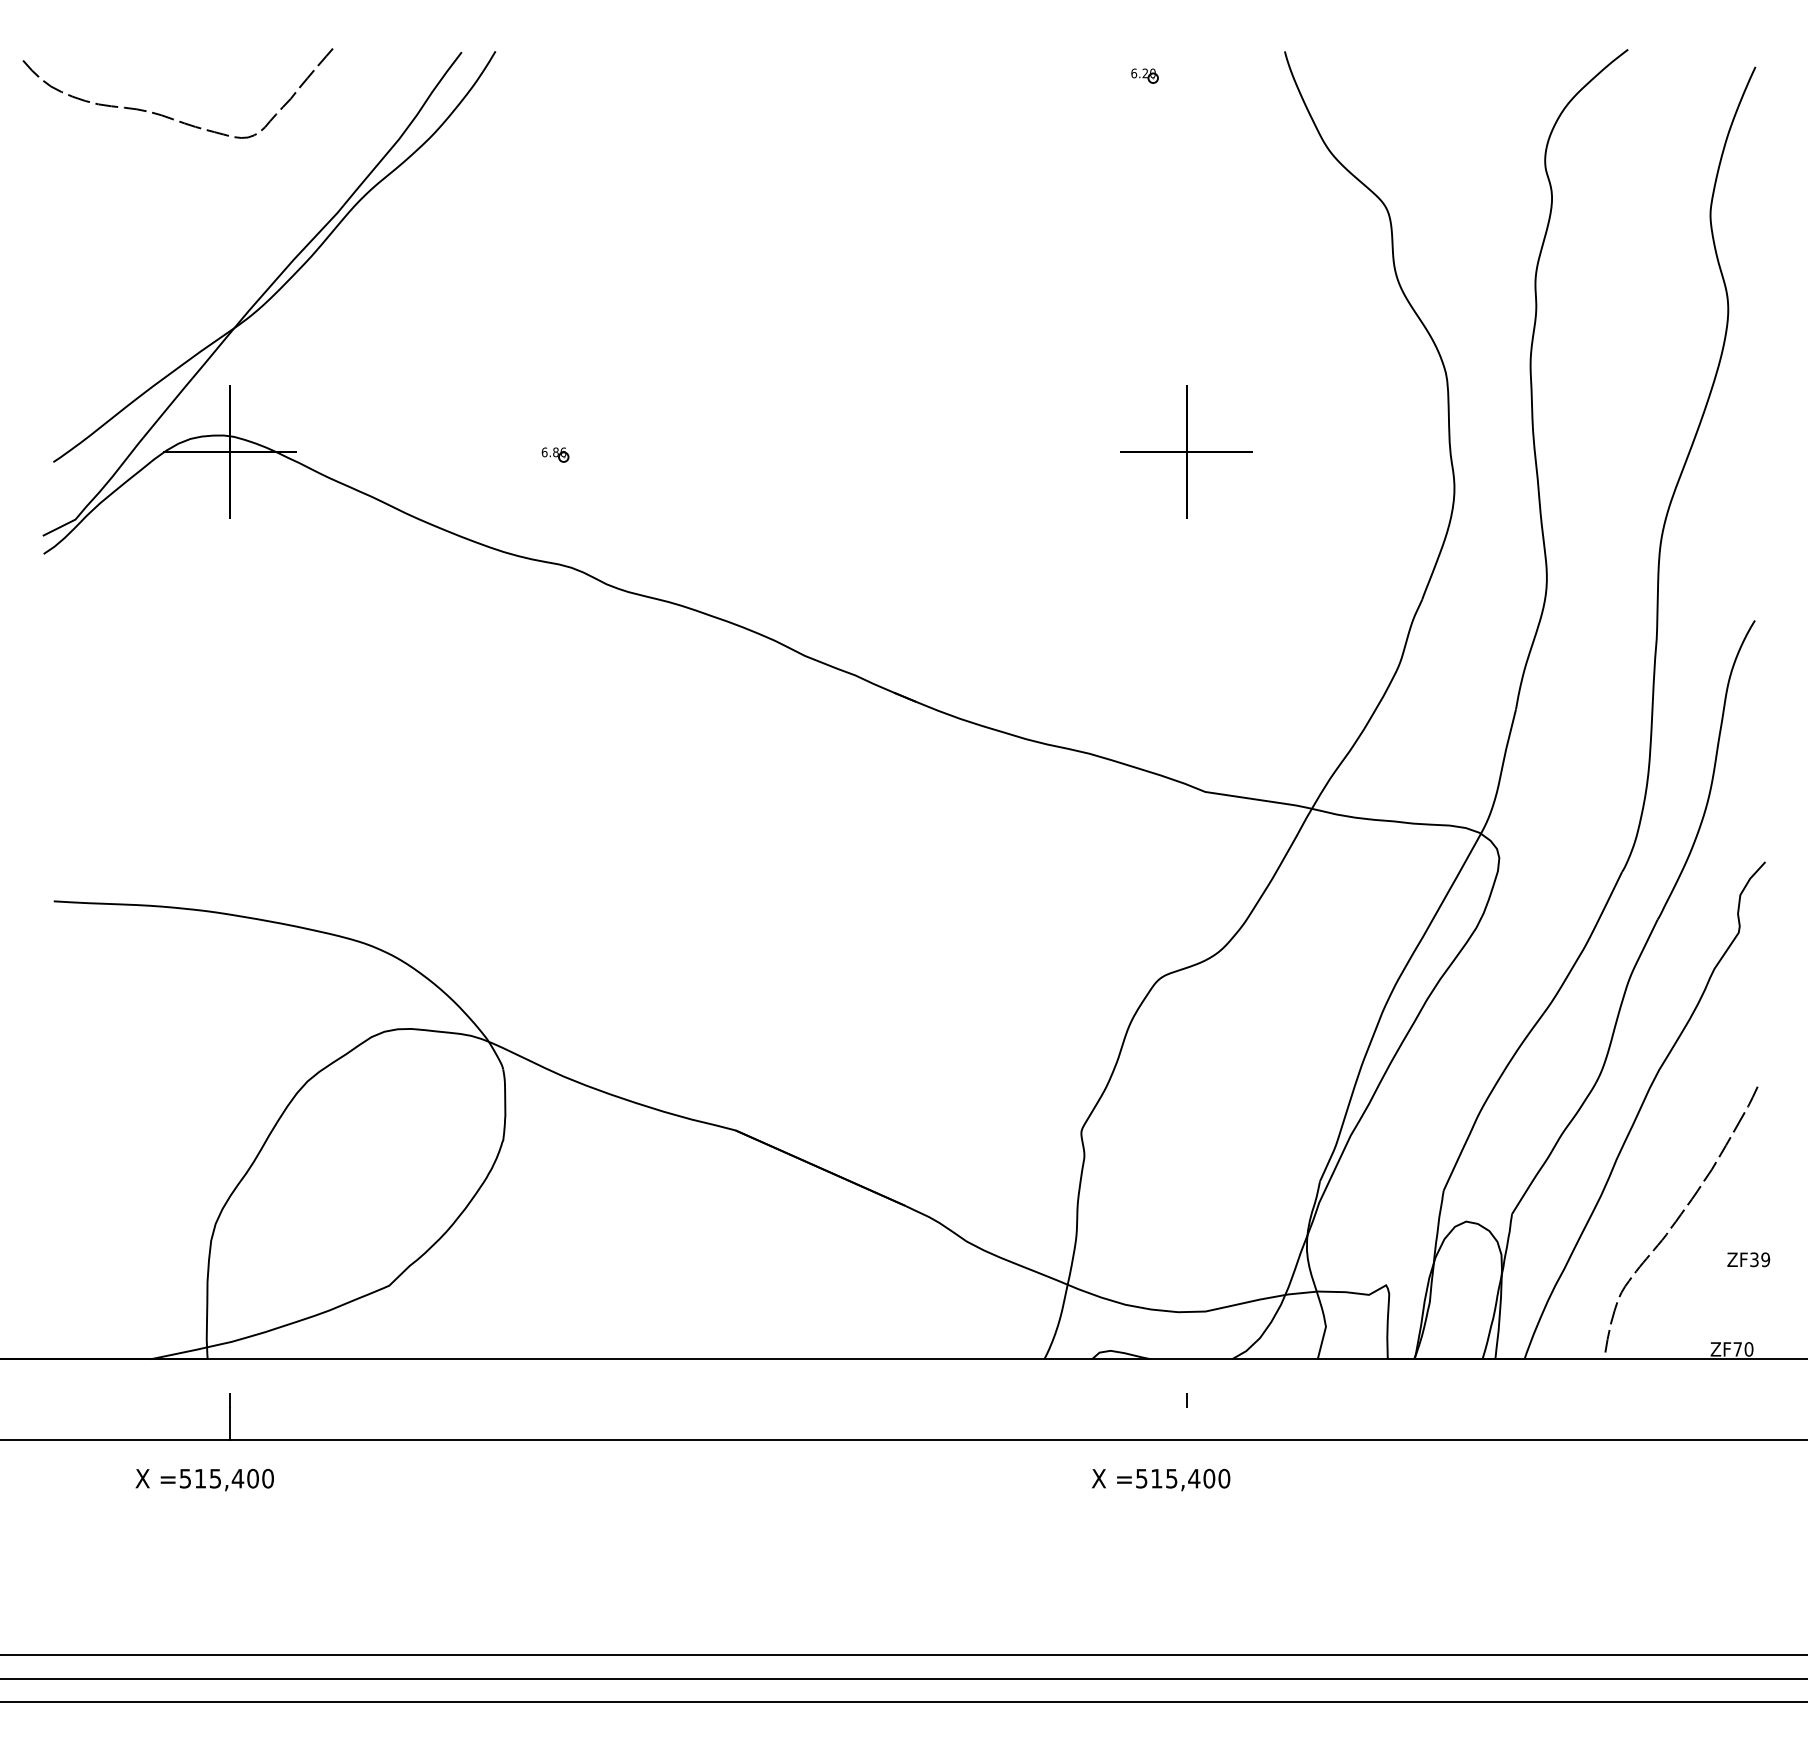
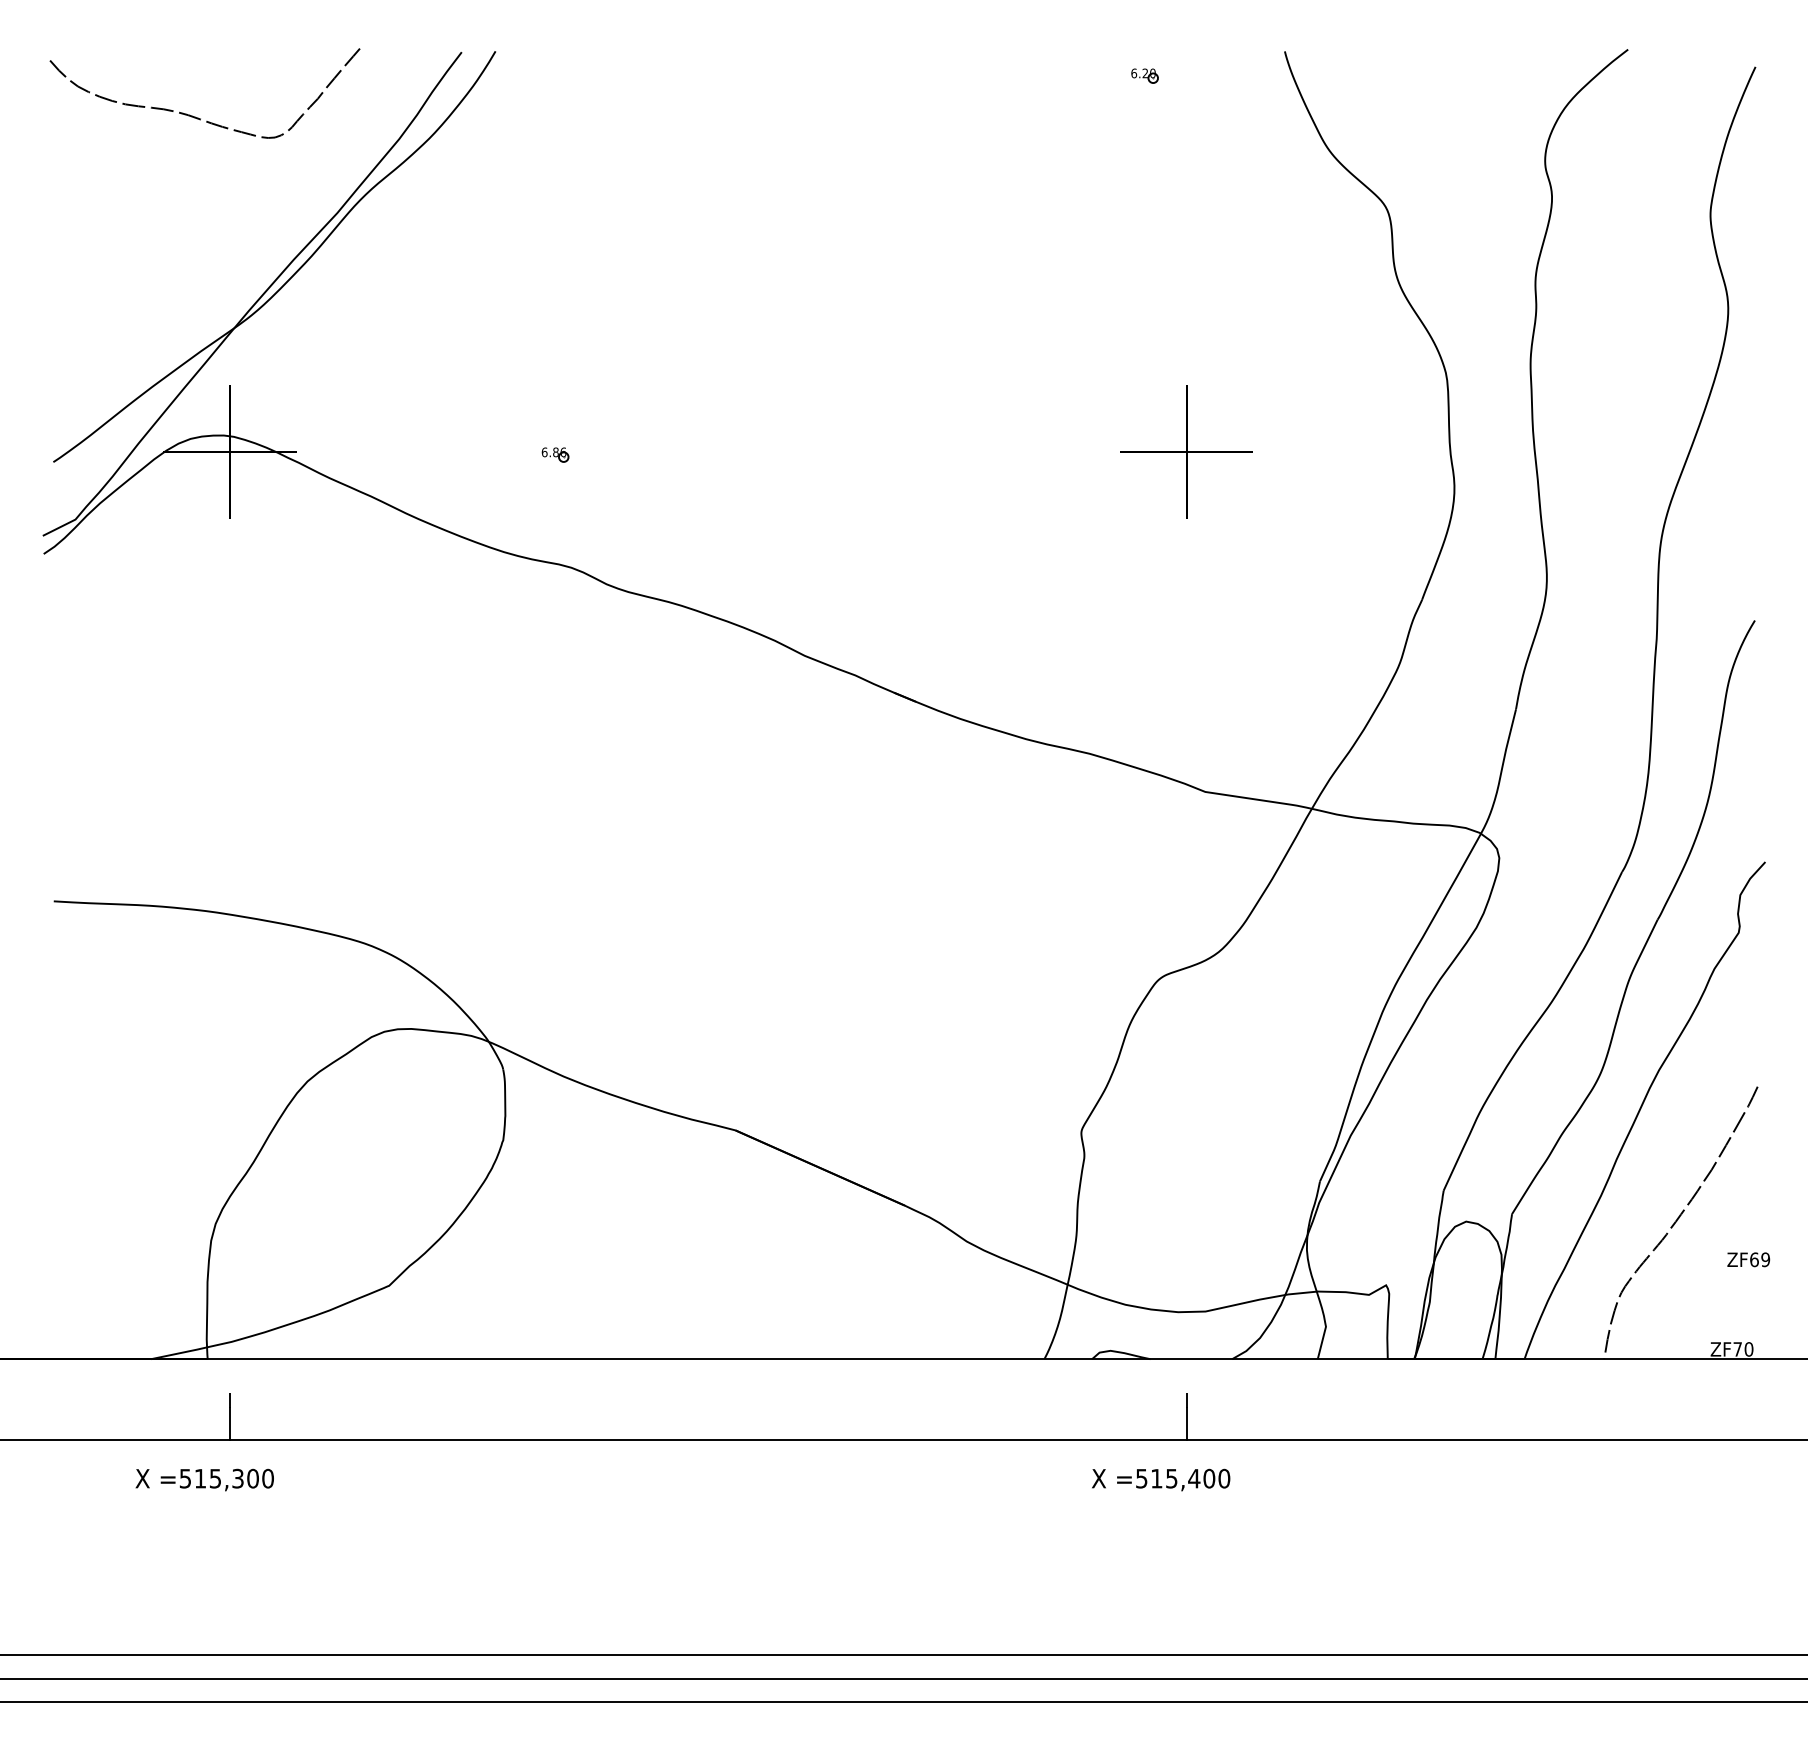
curve position: (168, 116) -> (195, 116) (195, 116)
text: ZF39 -> ZF69 (1754, 1259)
line: none -> present (1186, 1424)
text: =515,400 -> =515,300 (237, 1478)
